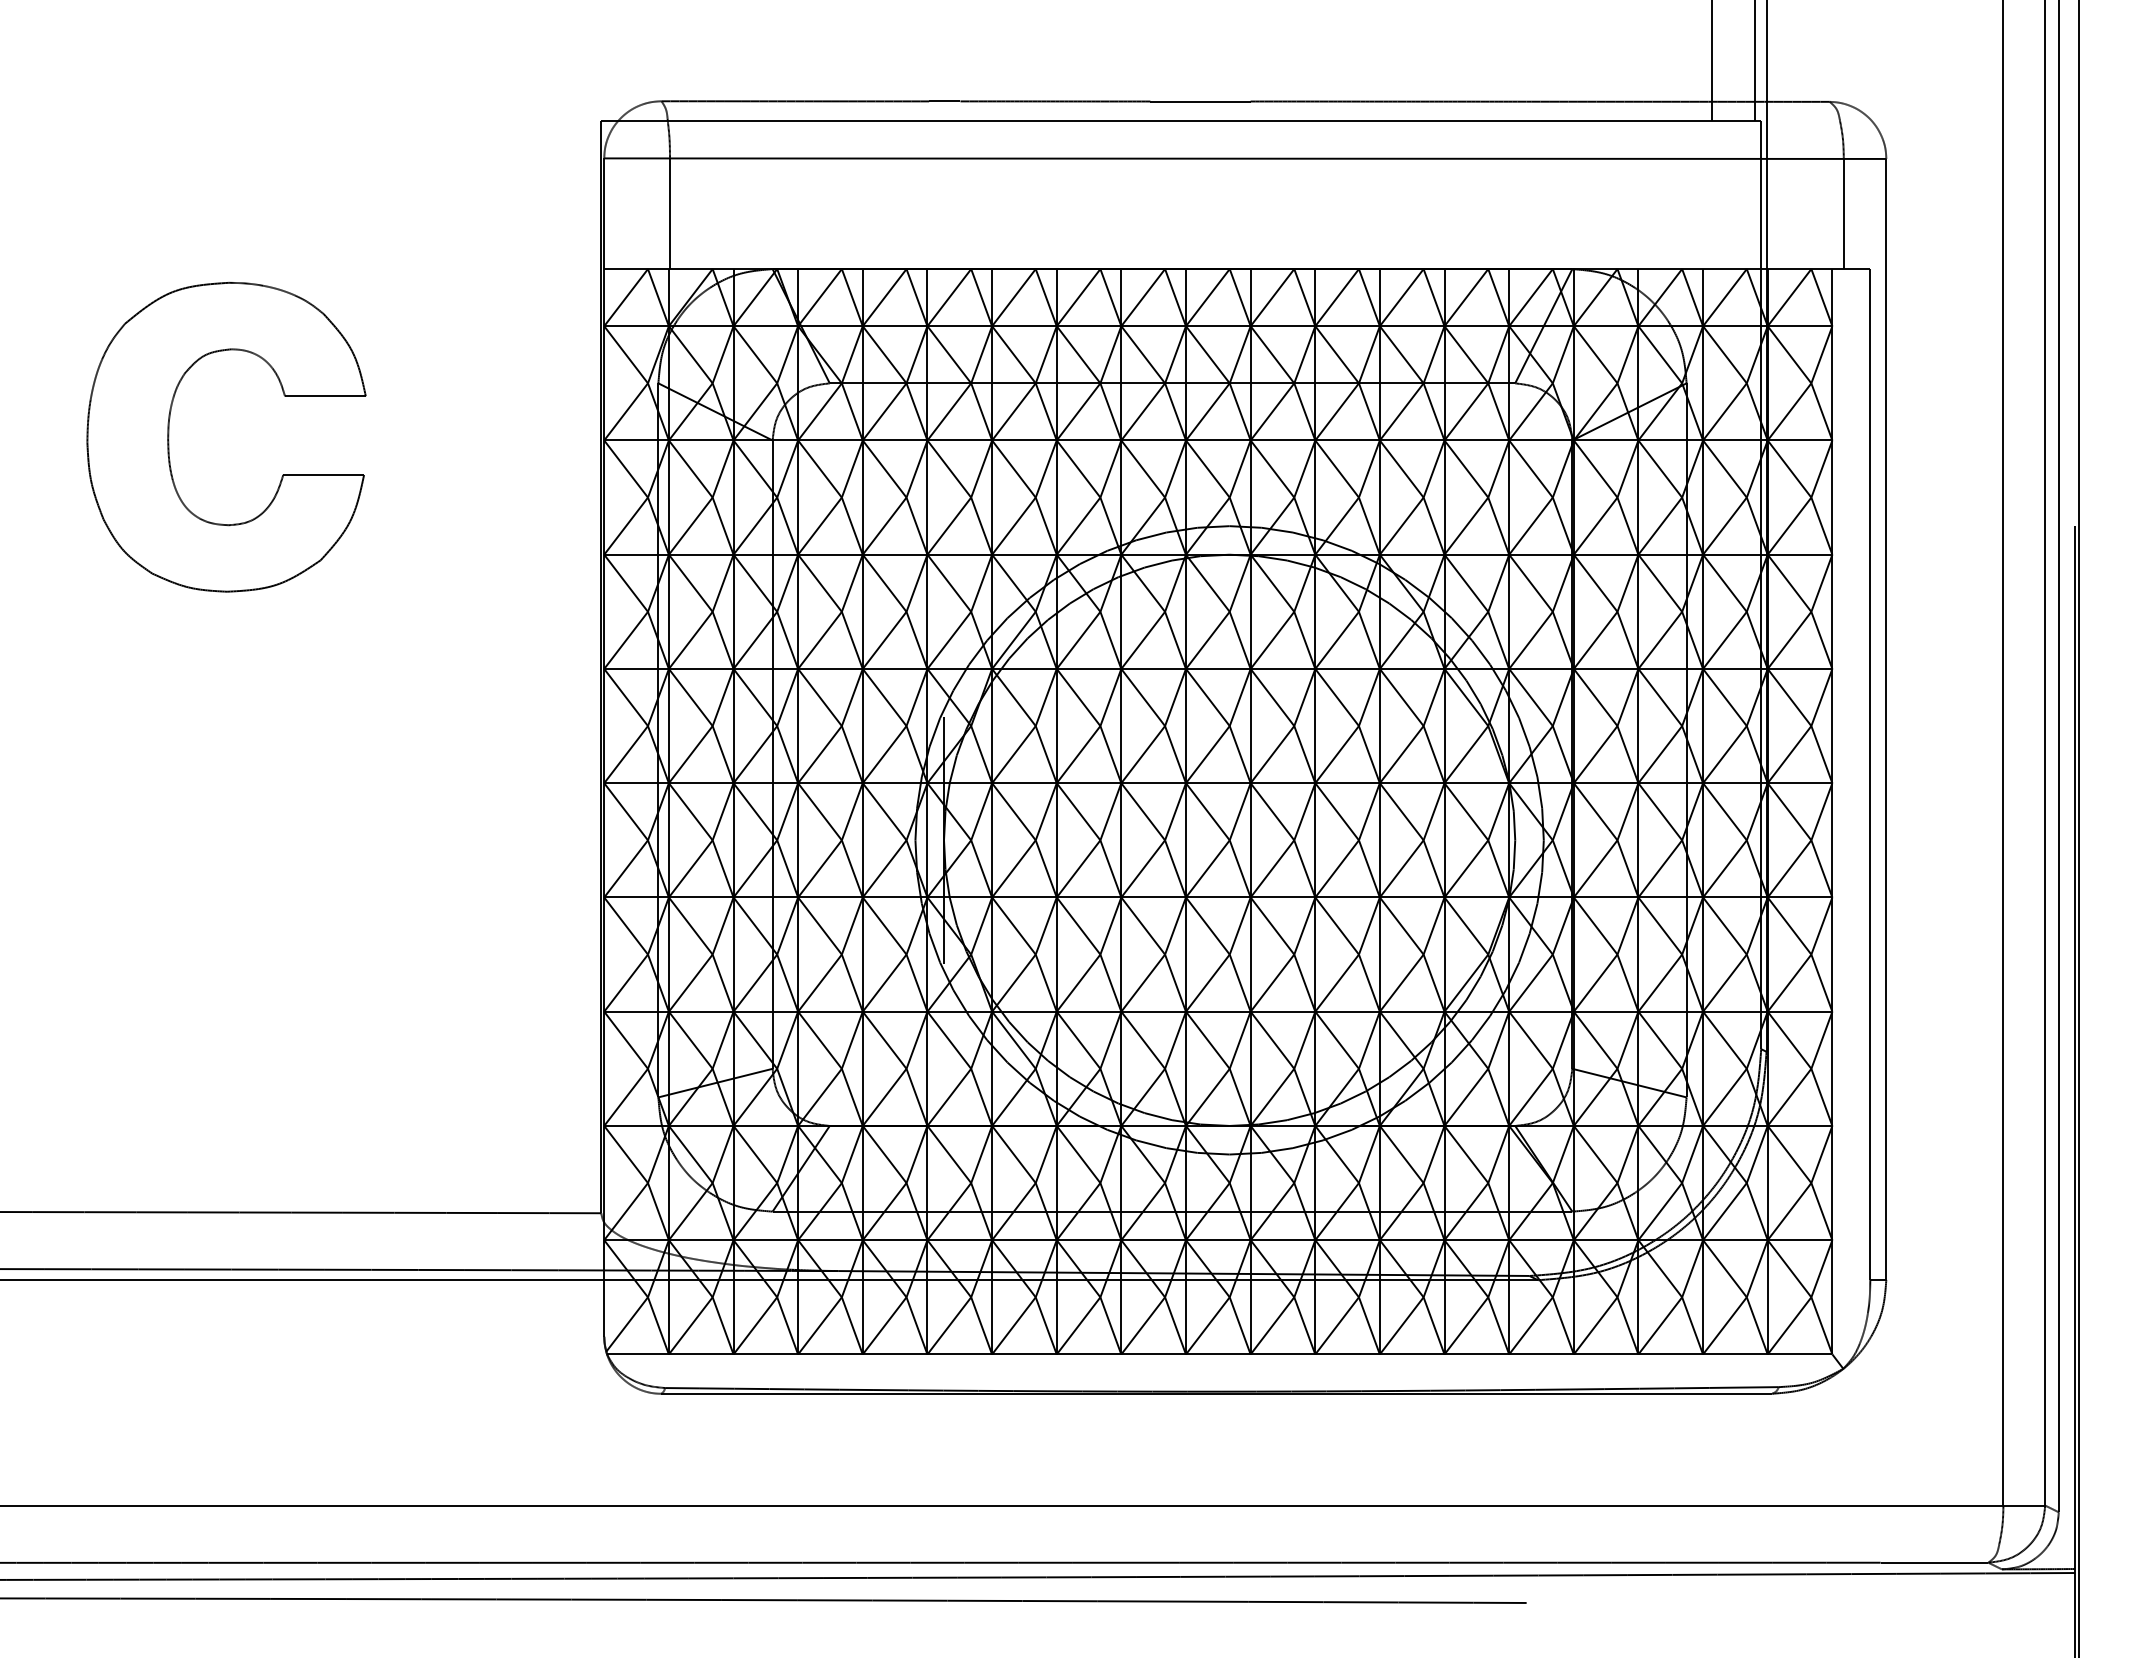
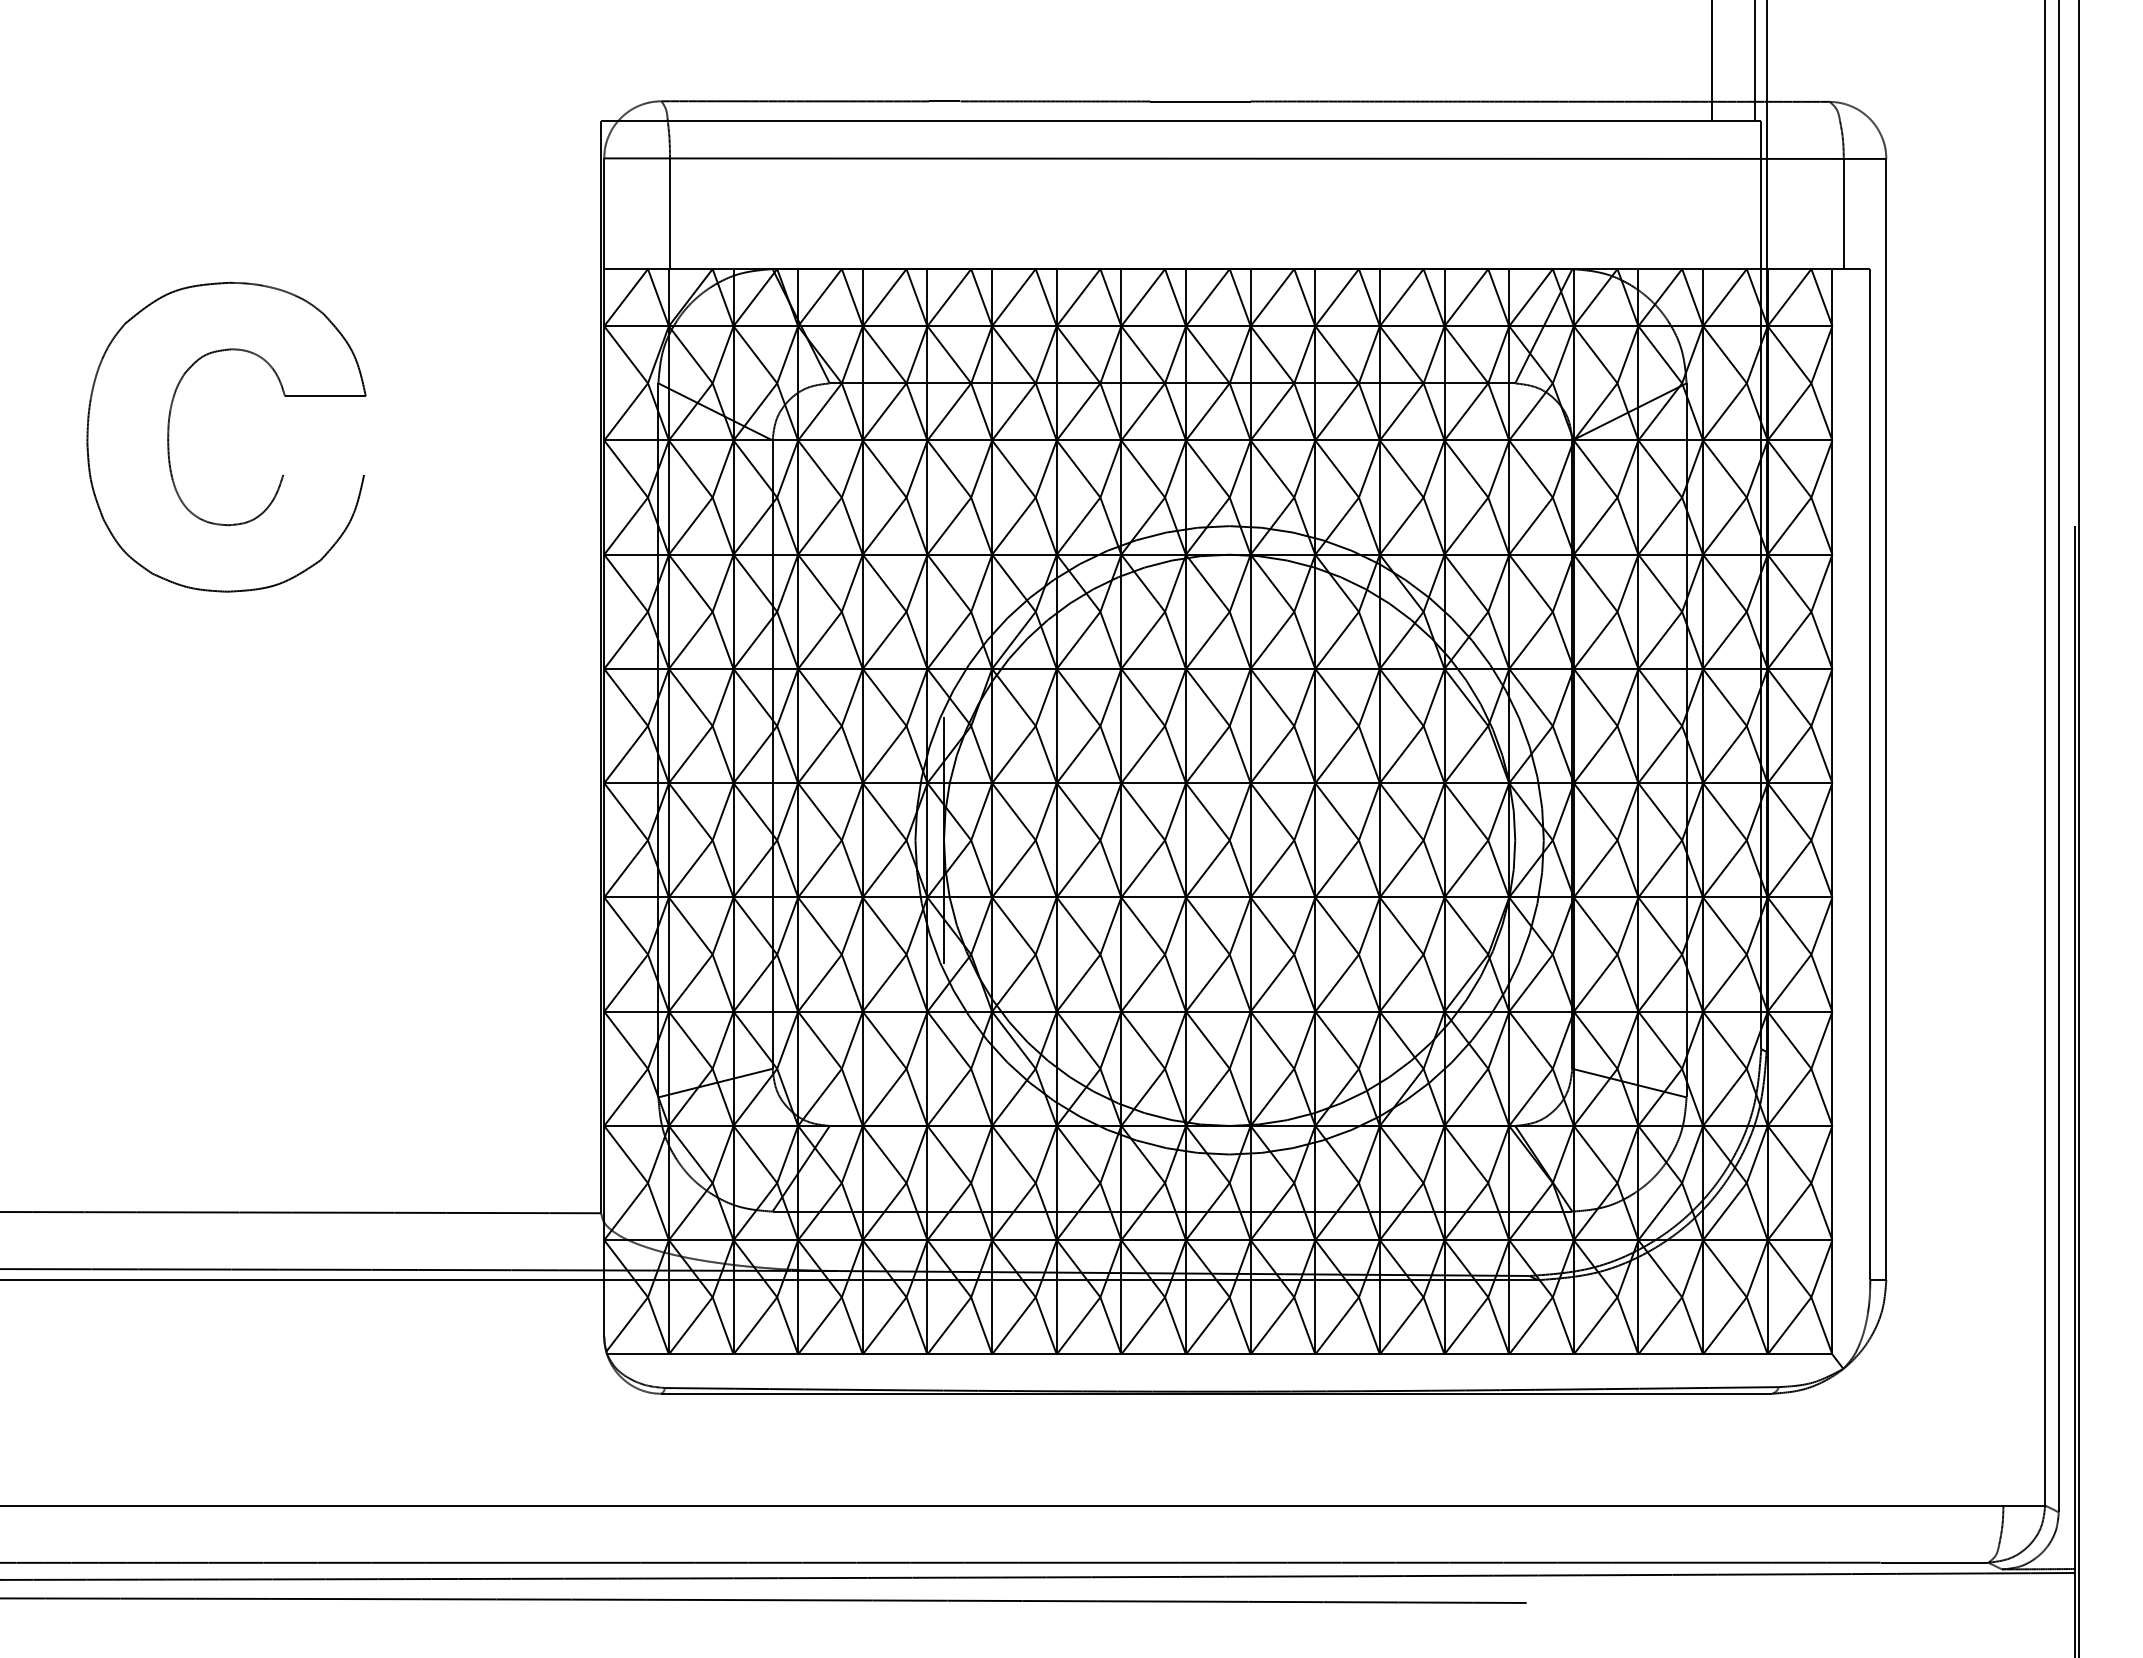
line: present -> none (323, 474)
line: present -> none (2003, 753)
